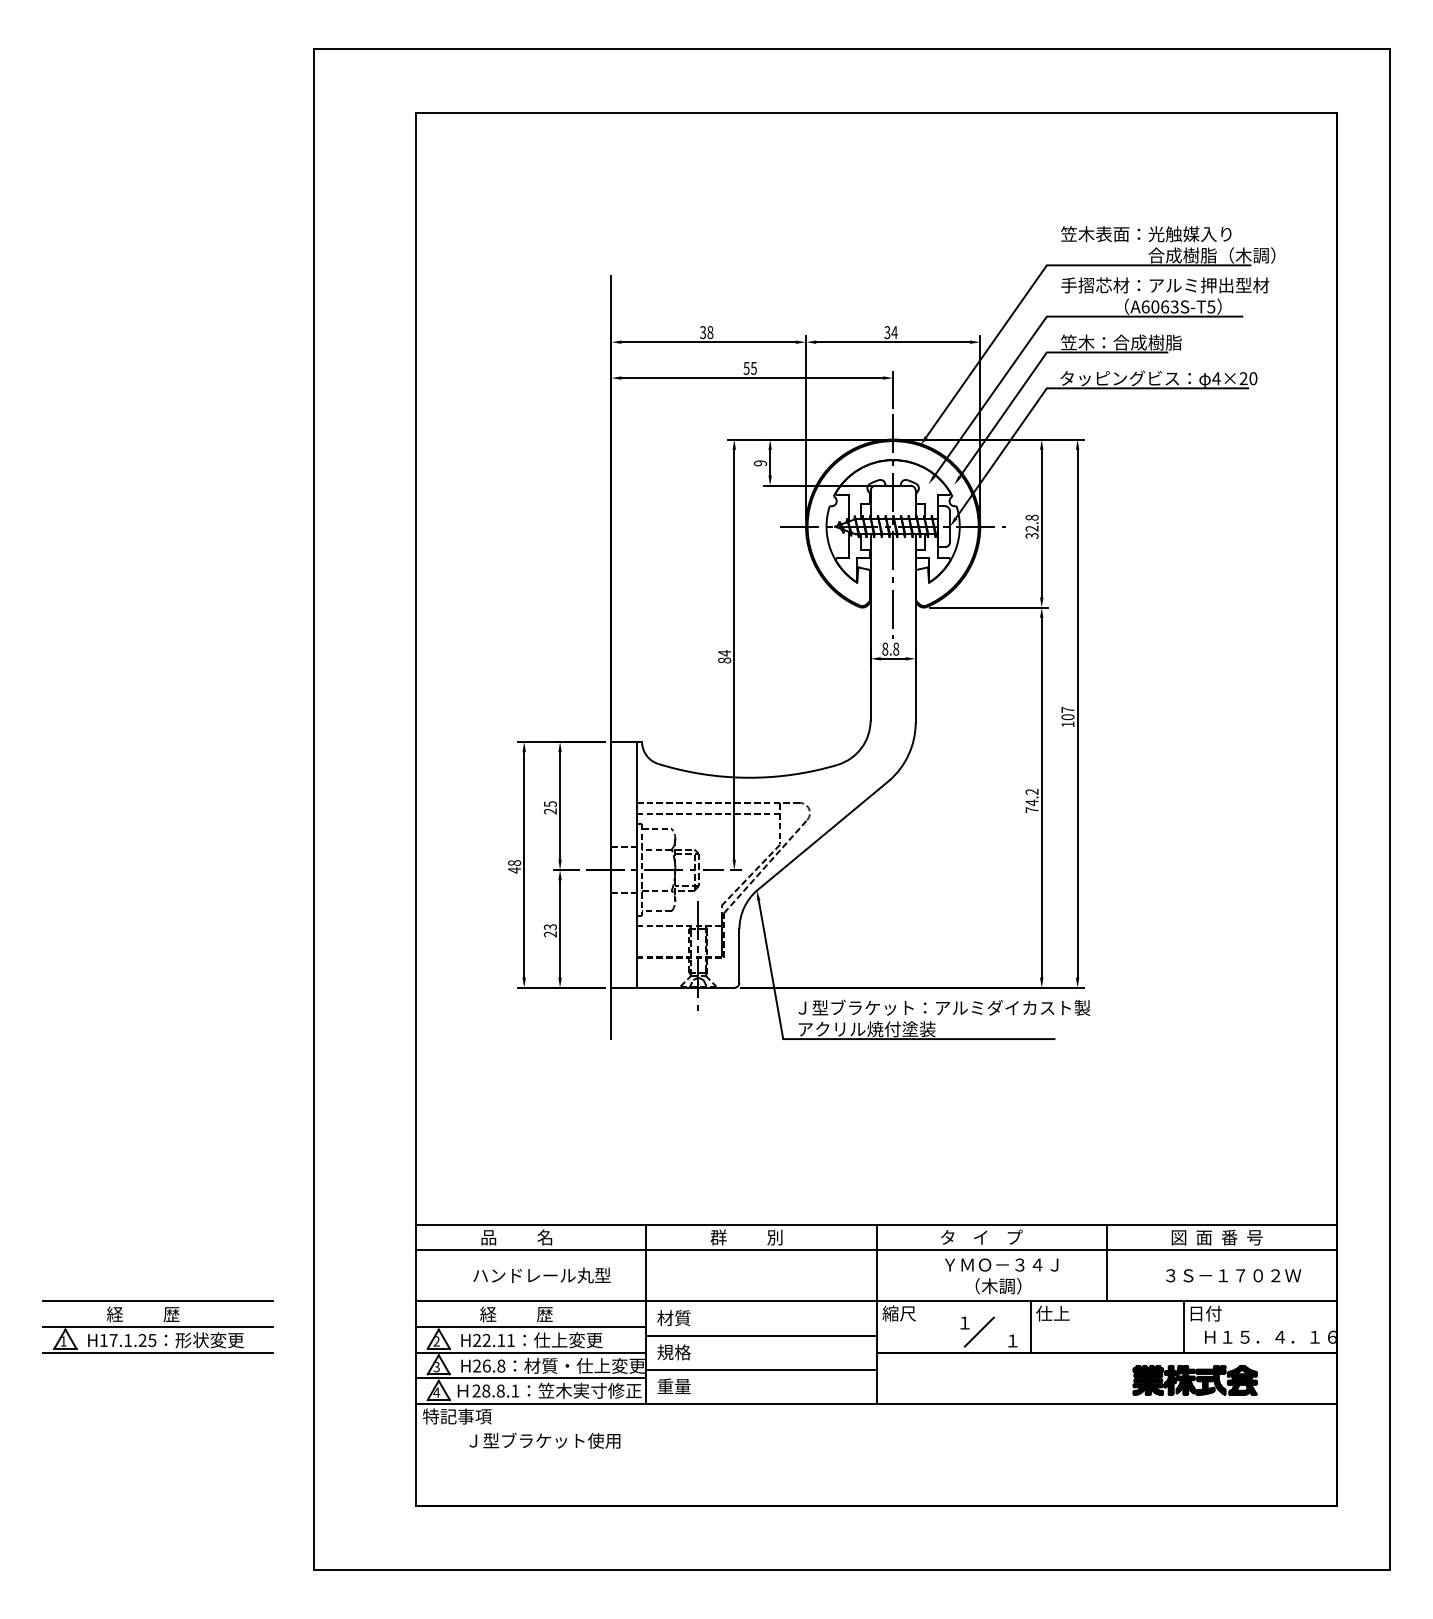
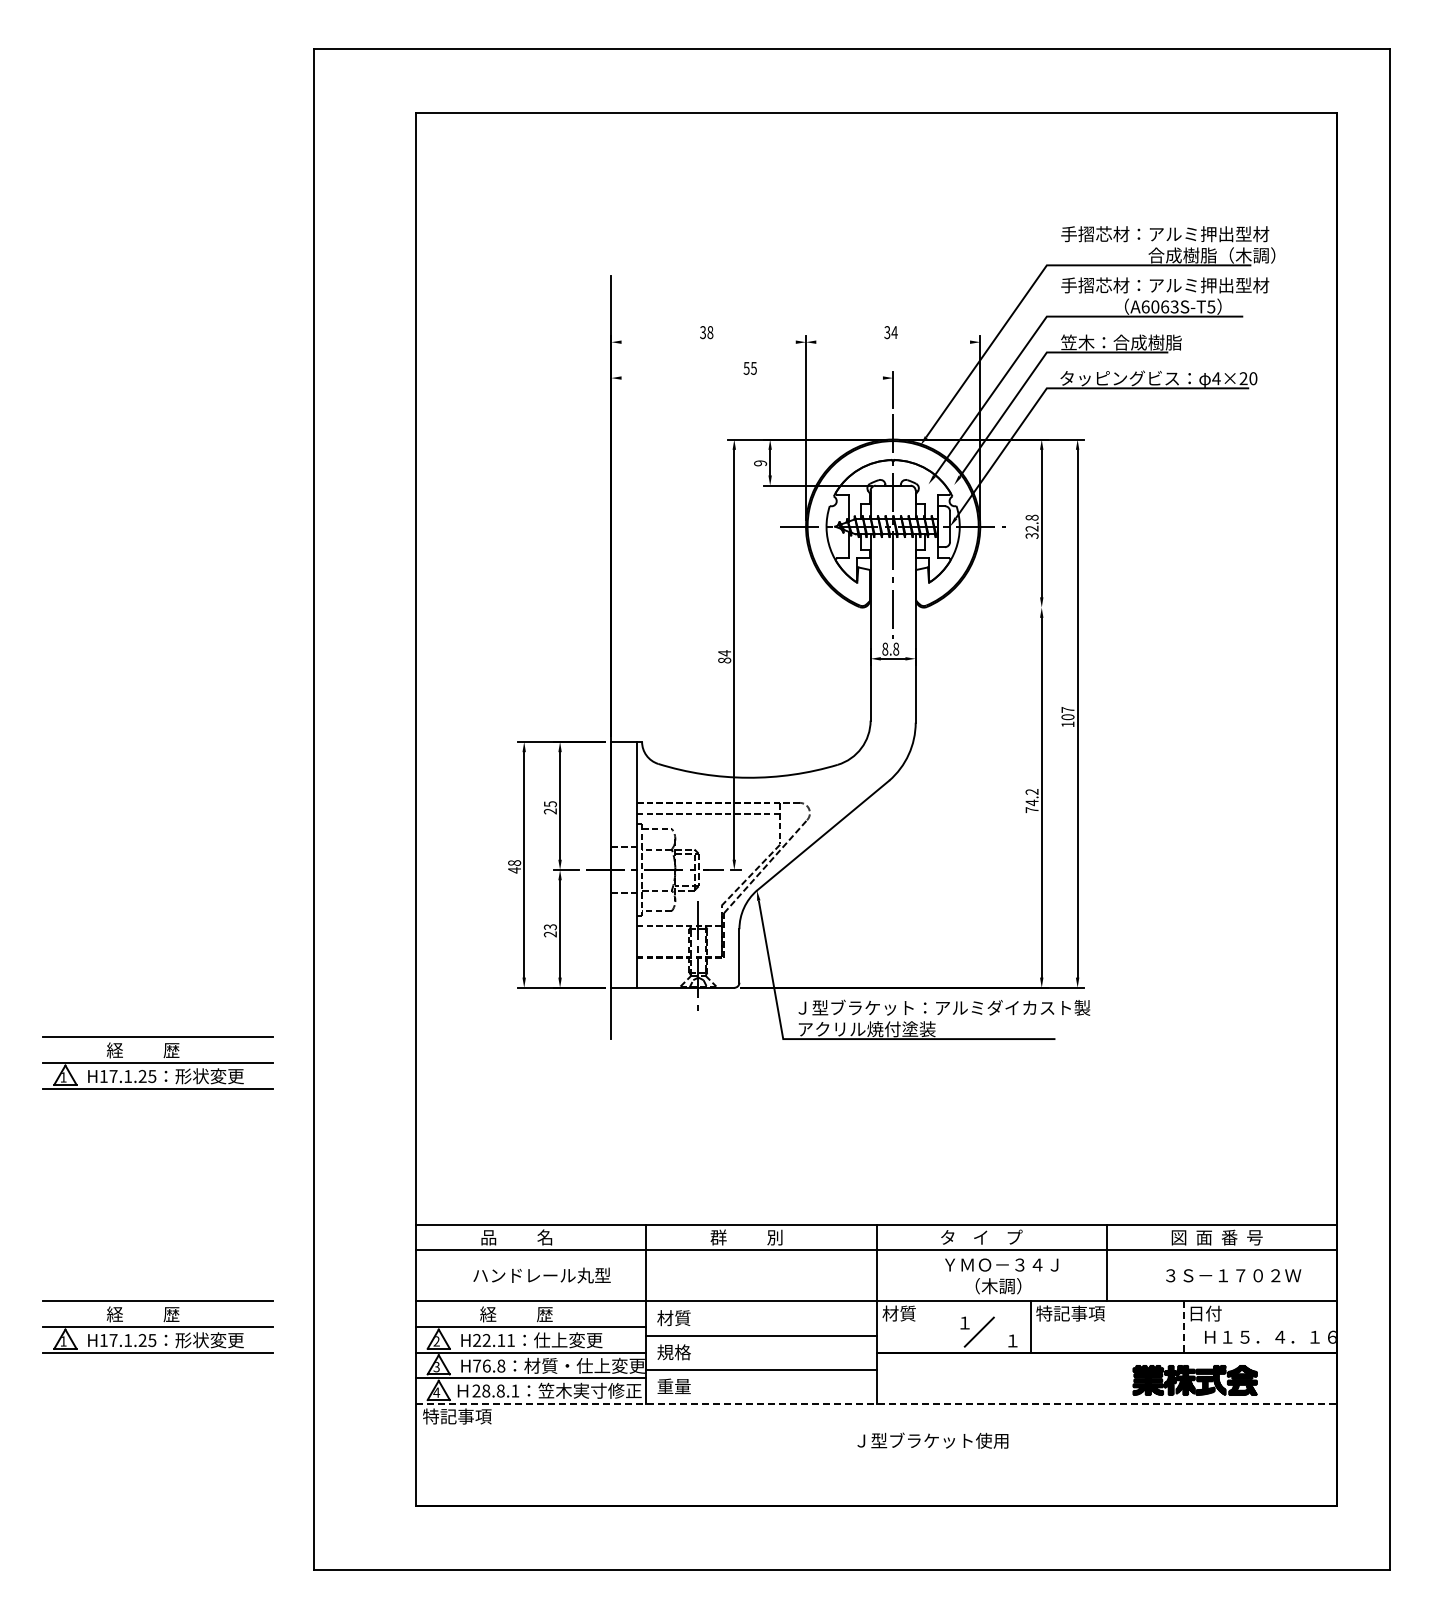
text: 笠木表面：光触媒入り -> 手摺芯材：アルミ押出型材 (1165, 234)
line: present -> none (708, 342)
line: present -> none (893, 342)
line: present -> none (751, 378)
line: present -> none (989, 607)
part: none -> present (157, 1062)
text: 縮尺 -> 材質 (898, 1313)
text: 仕上 -> 特記事項 (1070, 1313)
line: solid -> dashed (1184, 1327)
text: H26.8 -> H76.8 (477, 1365)
line: solid -> dashed (876, 1403)
text position: (544, 1440) -> (932, 1440) (932, 1440)
